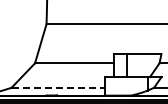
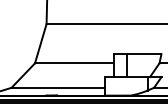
line: dashed -> solid (58, 87)
